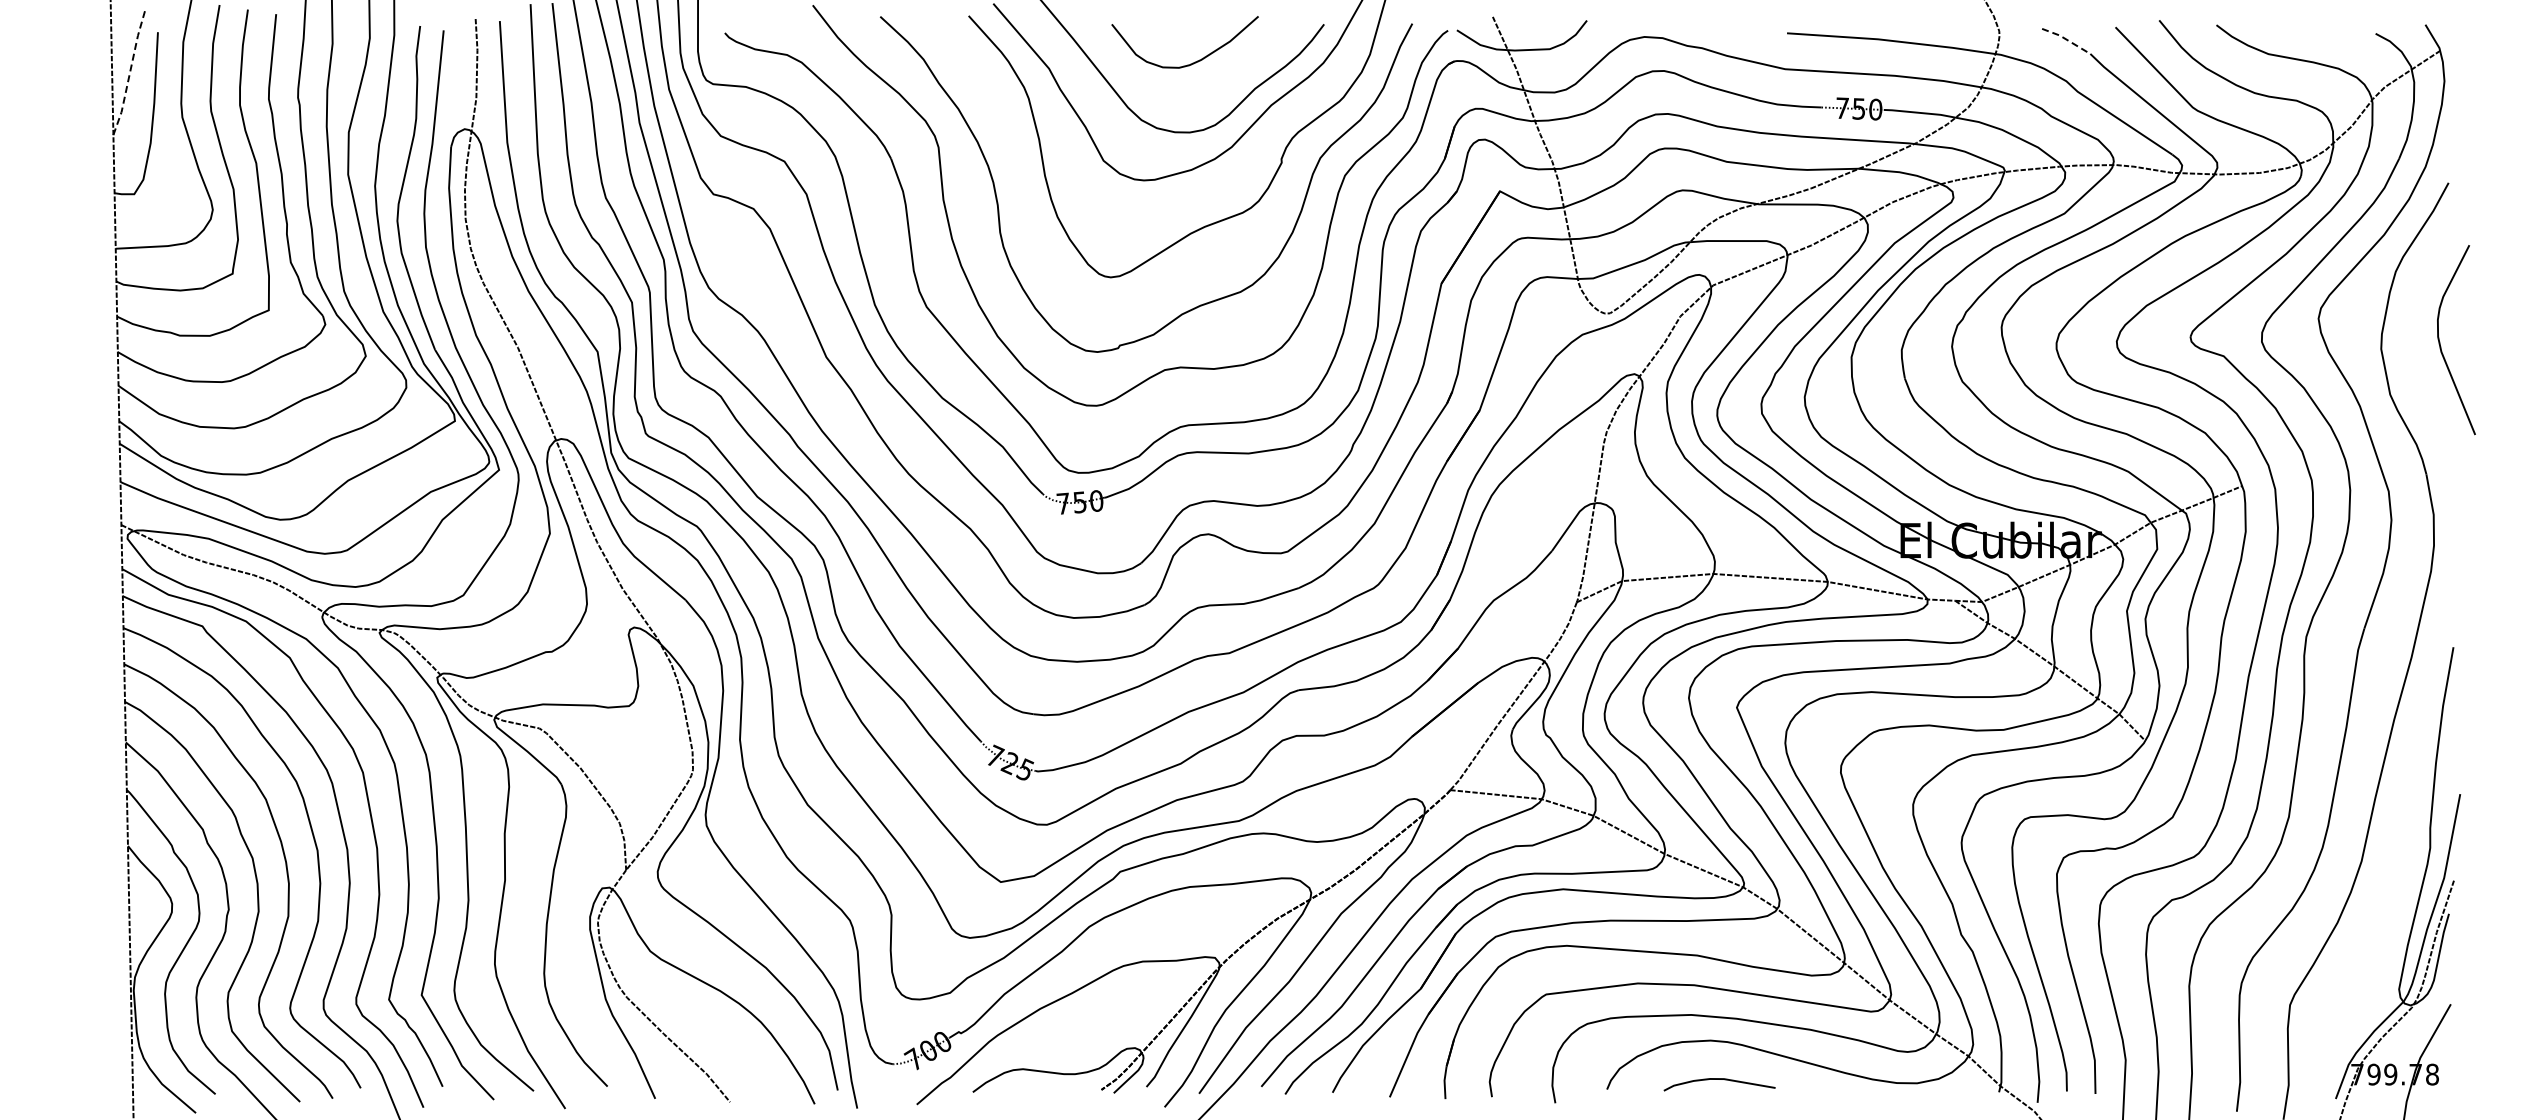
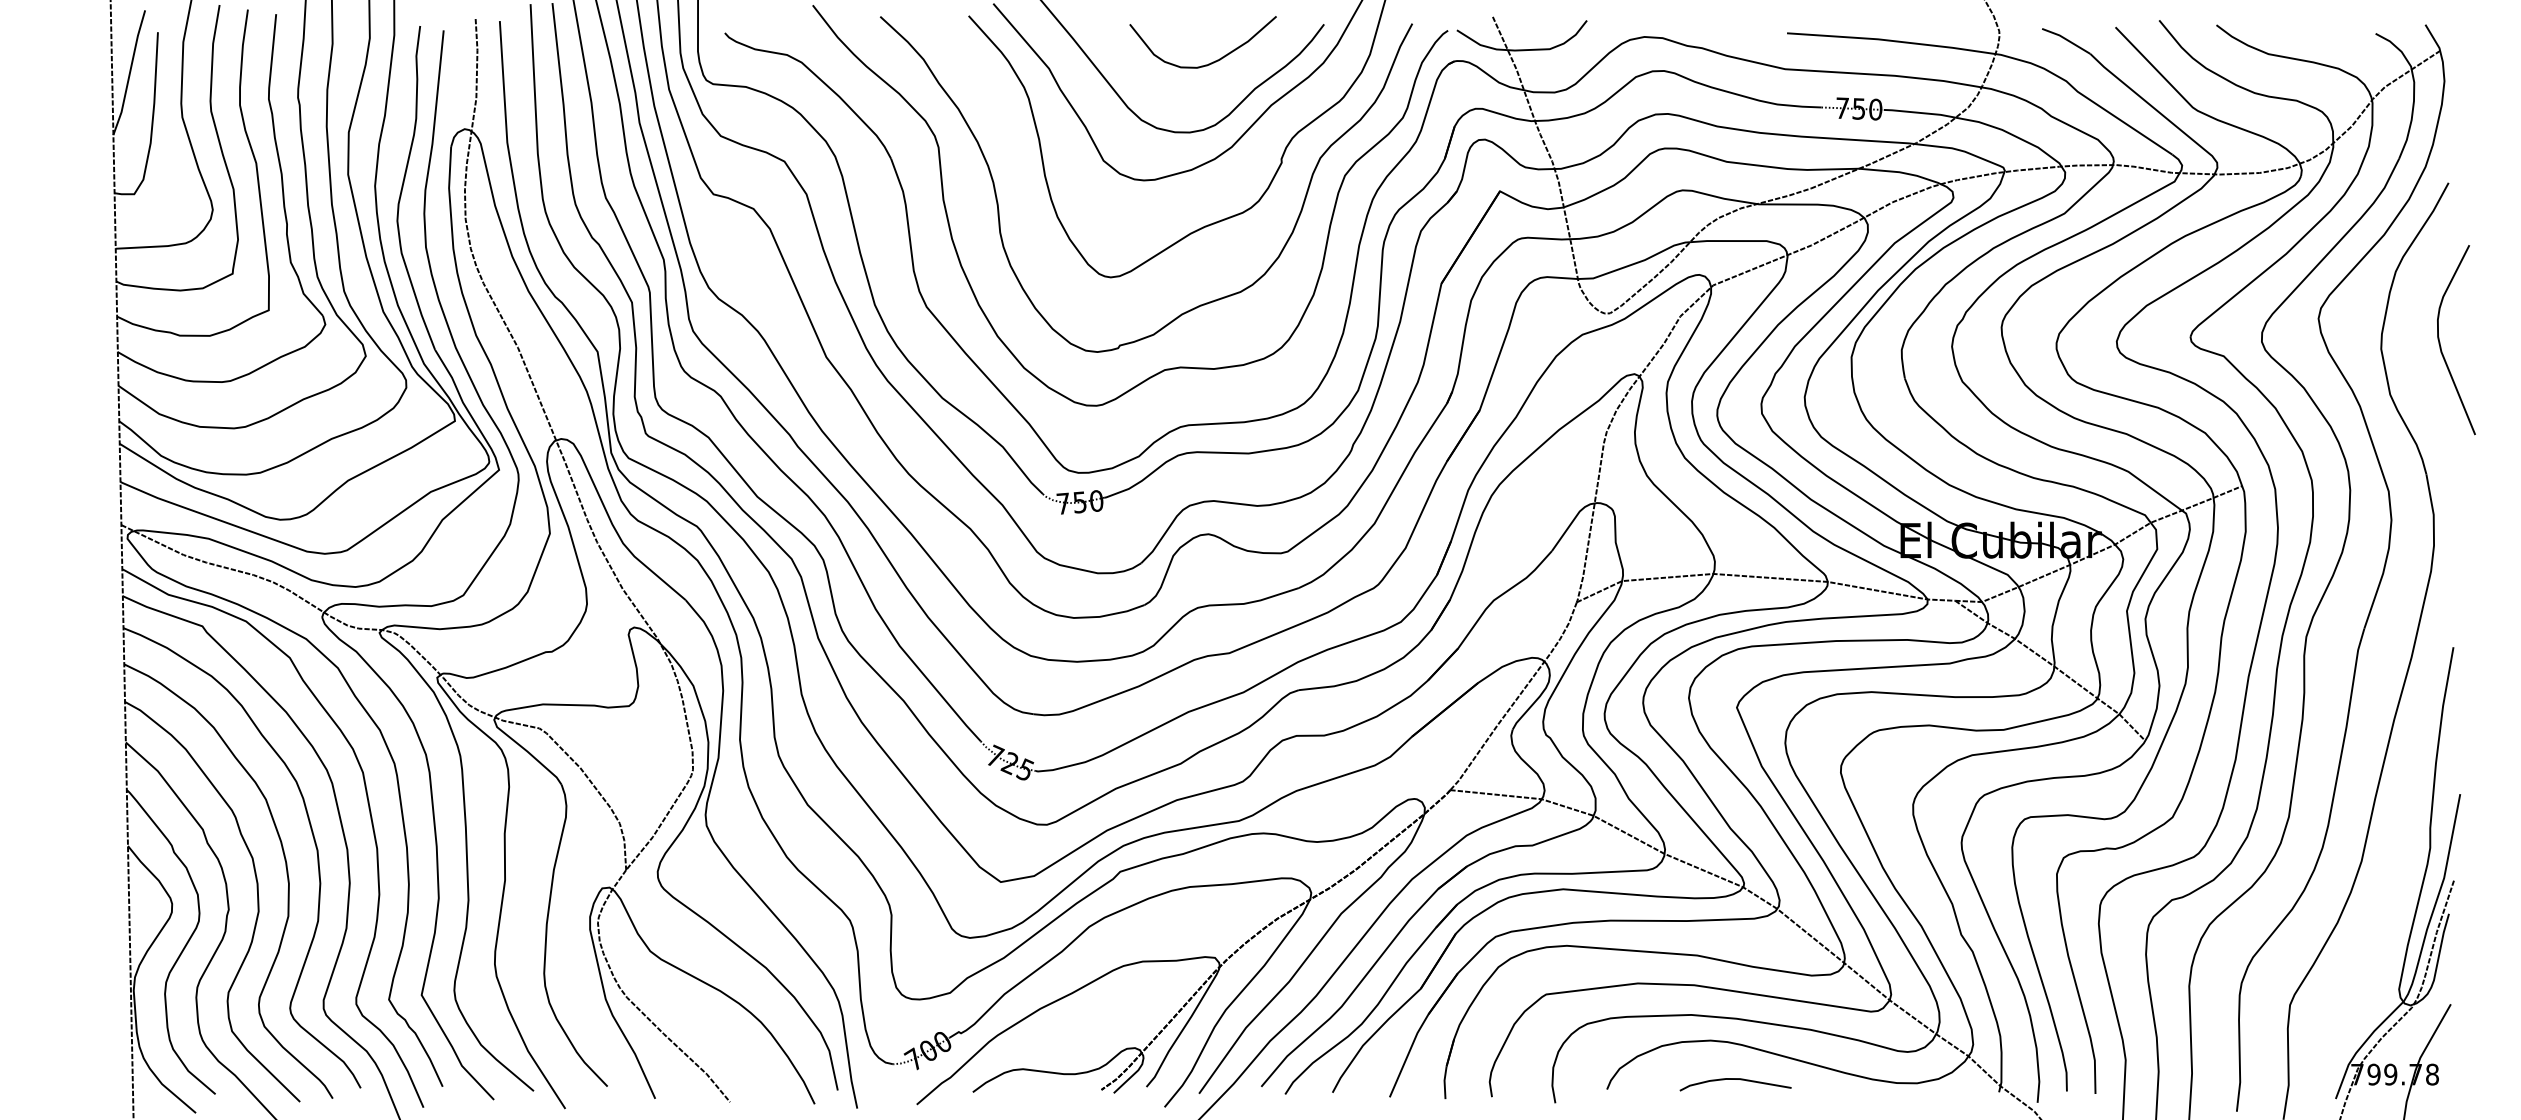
line: dashed -> solid (2066, 39)
curve position: (1192, 62) -> (1210, 62) (1210, 62)
line: dashed -> solid (130, 72)
curve position: (1719, 1079) -> (1735, 1079) (1735, 1079)
